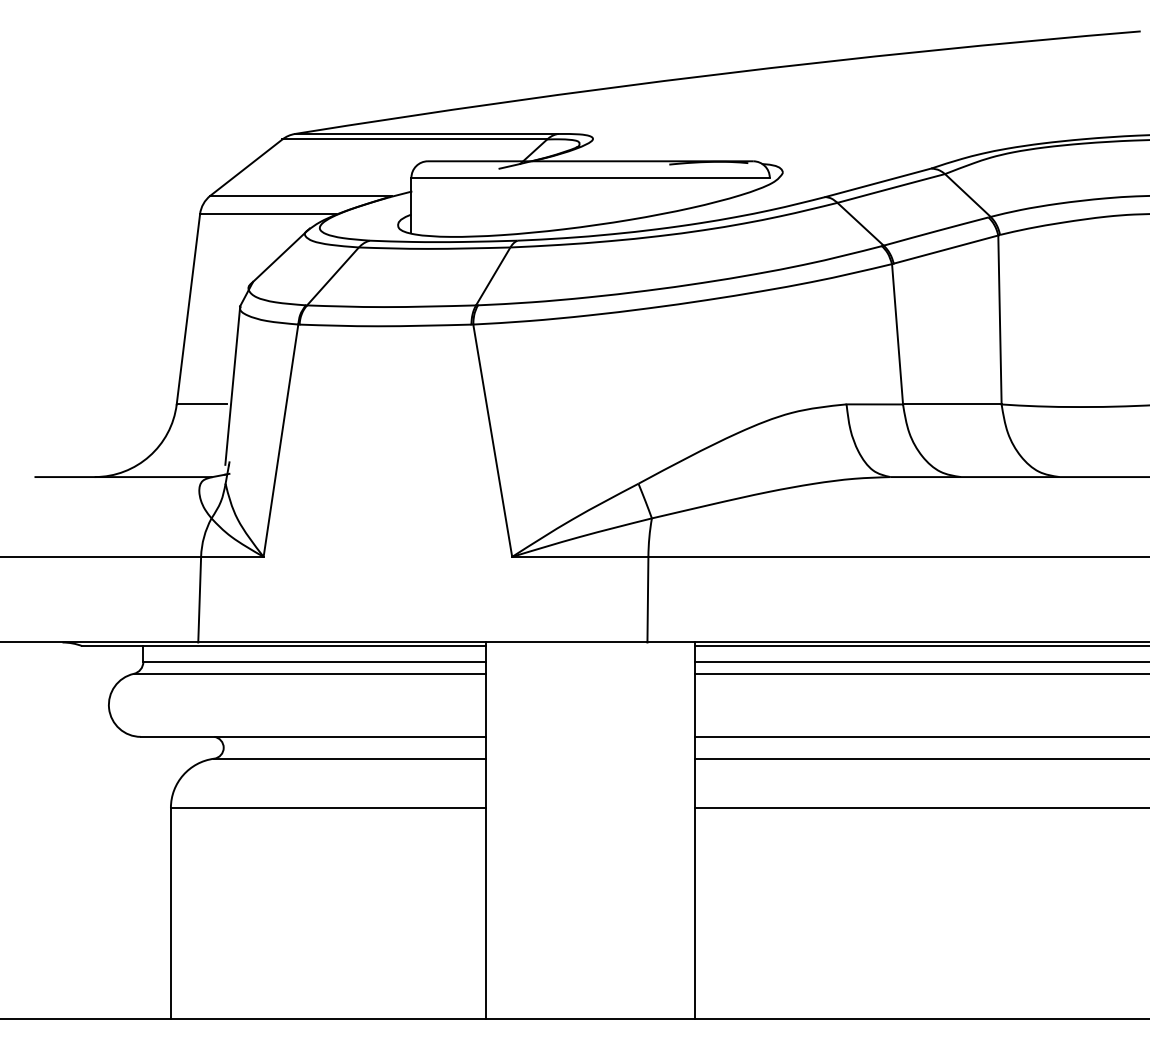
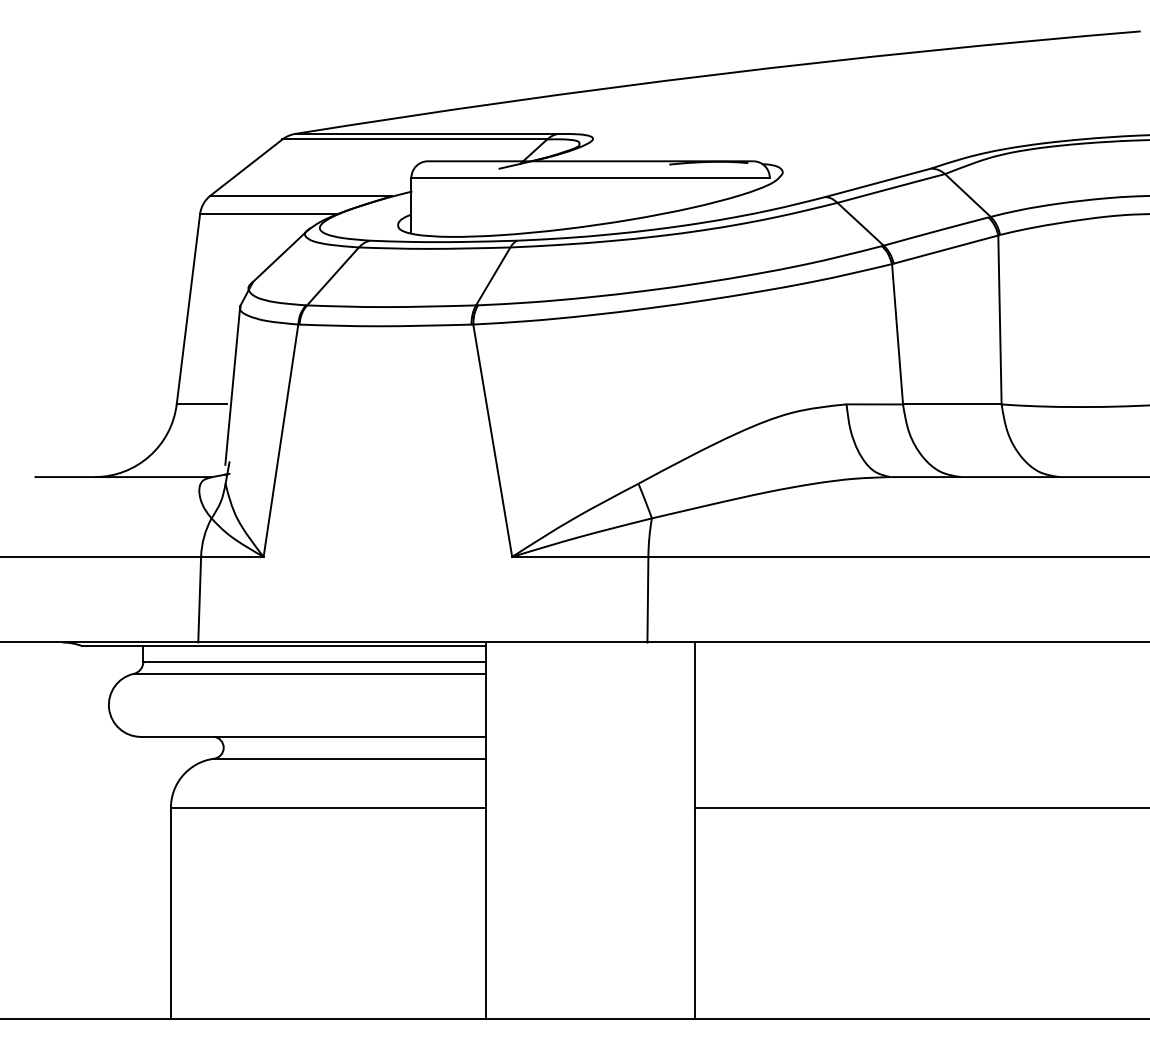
line: present -> none (920, 646)
line: present -> none (920, 661)
line: present -> none (920, 673)
line: present -> none (920, 736)
line: present -> none (920, 758)
